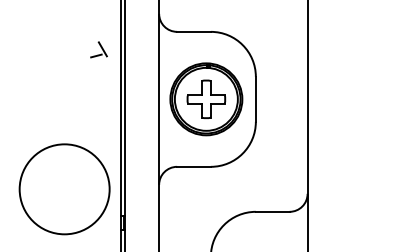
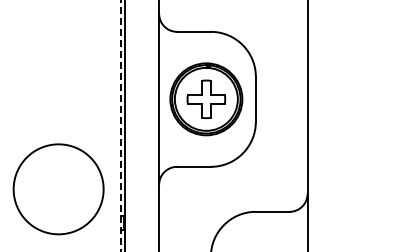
part: present -> none (98, 49)
line: solid -> dashed (120, 125)
circle position: (64, 189) -> (58, 189) (58, 189)
